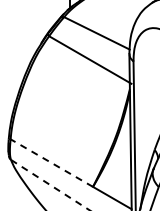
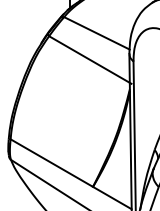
line: dashed -> solid (51, 163)
line: dashed -> solid (50, 185)
